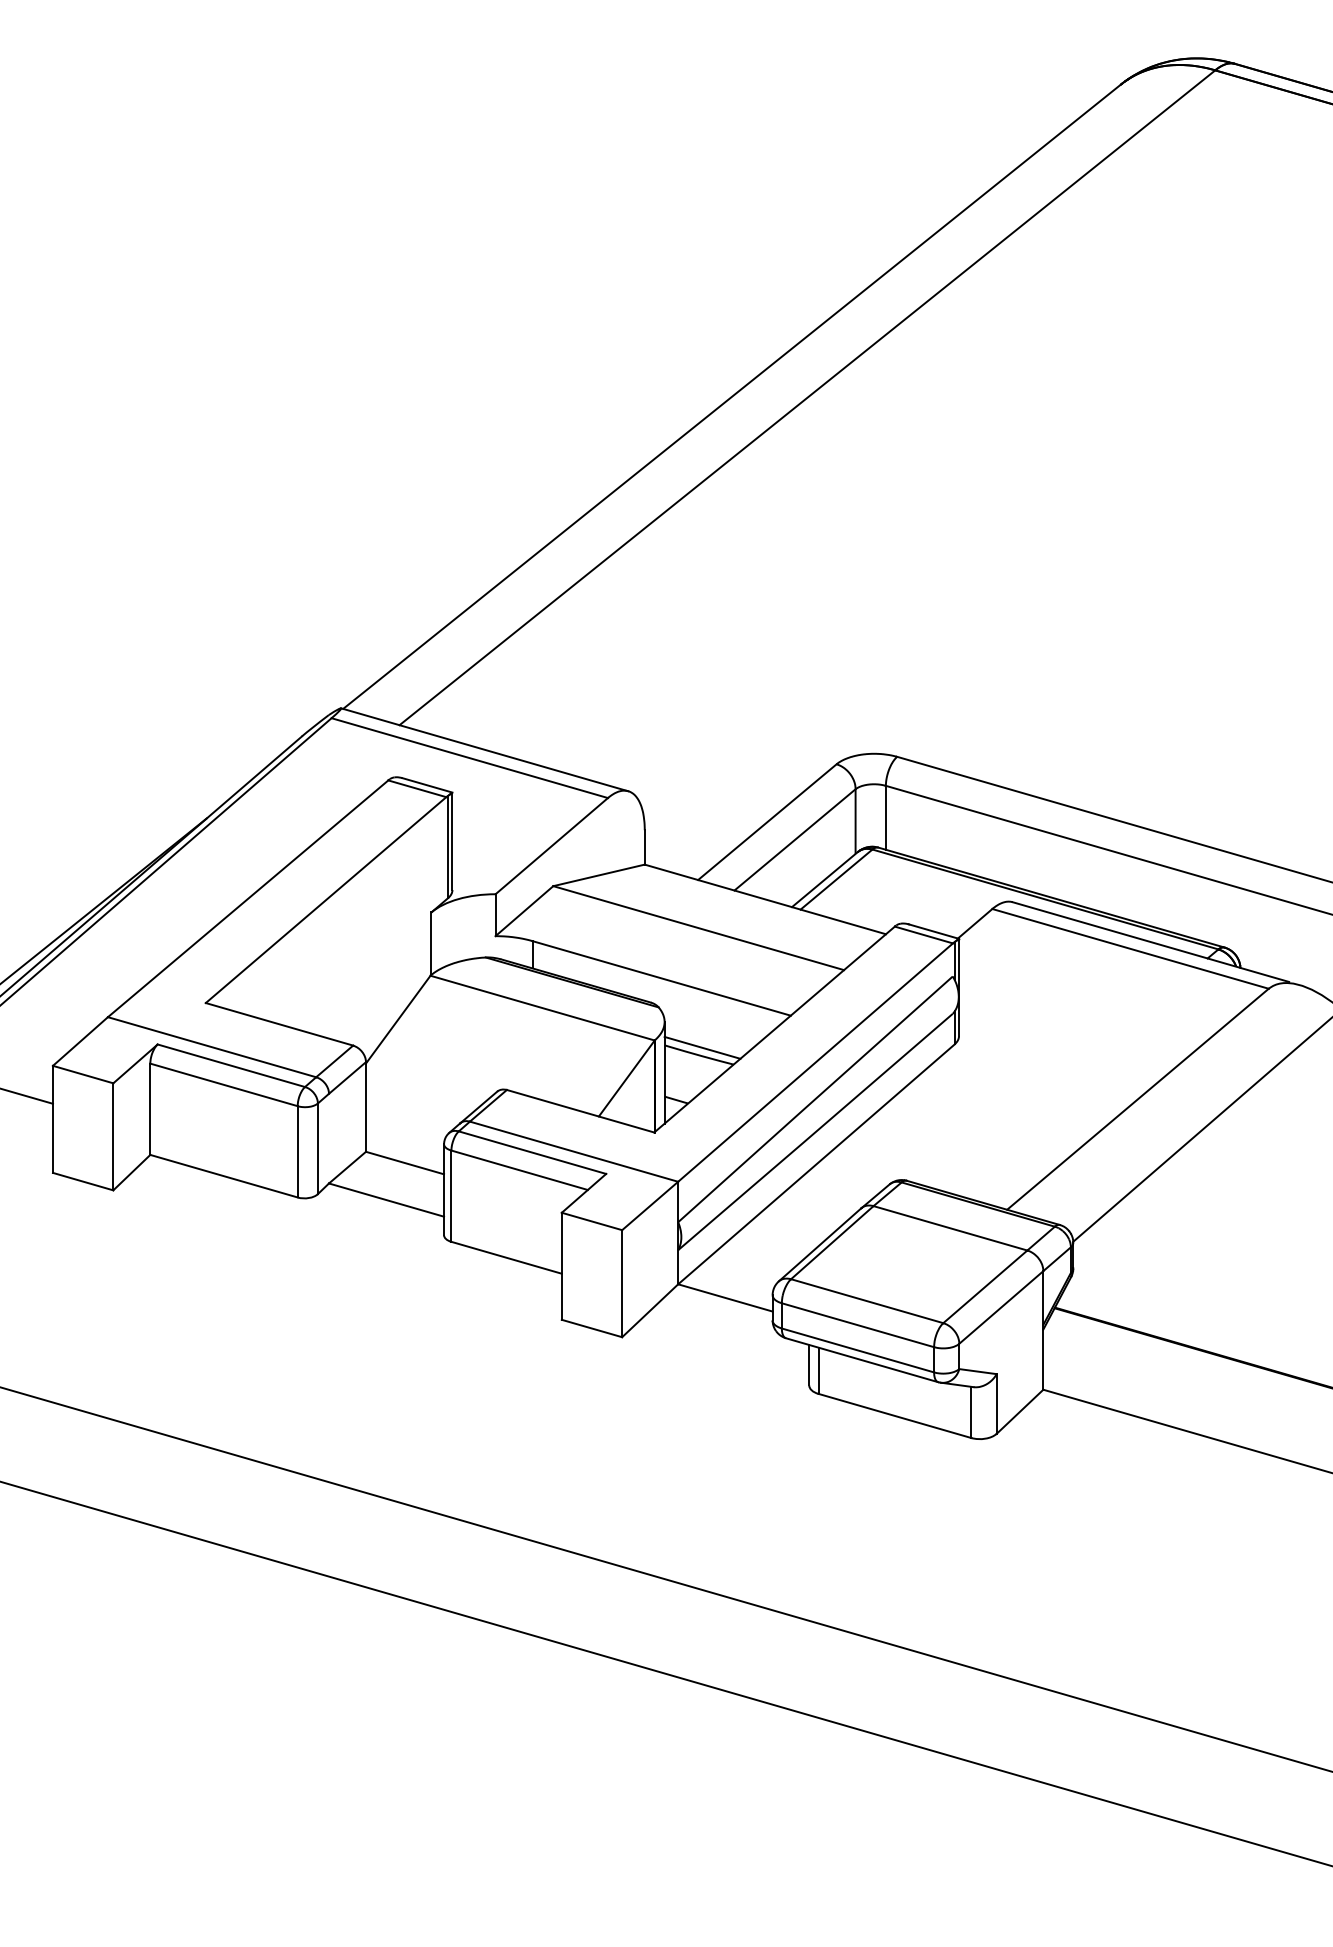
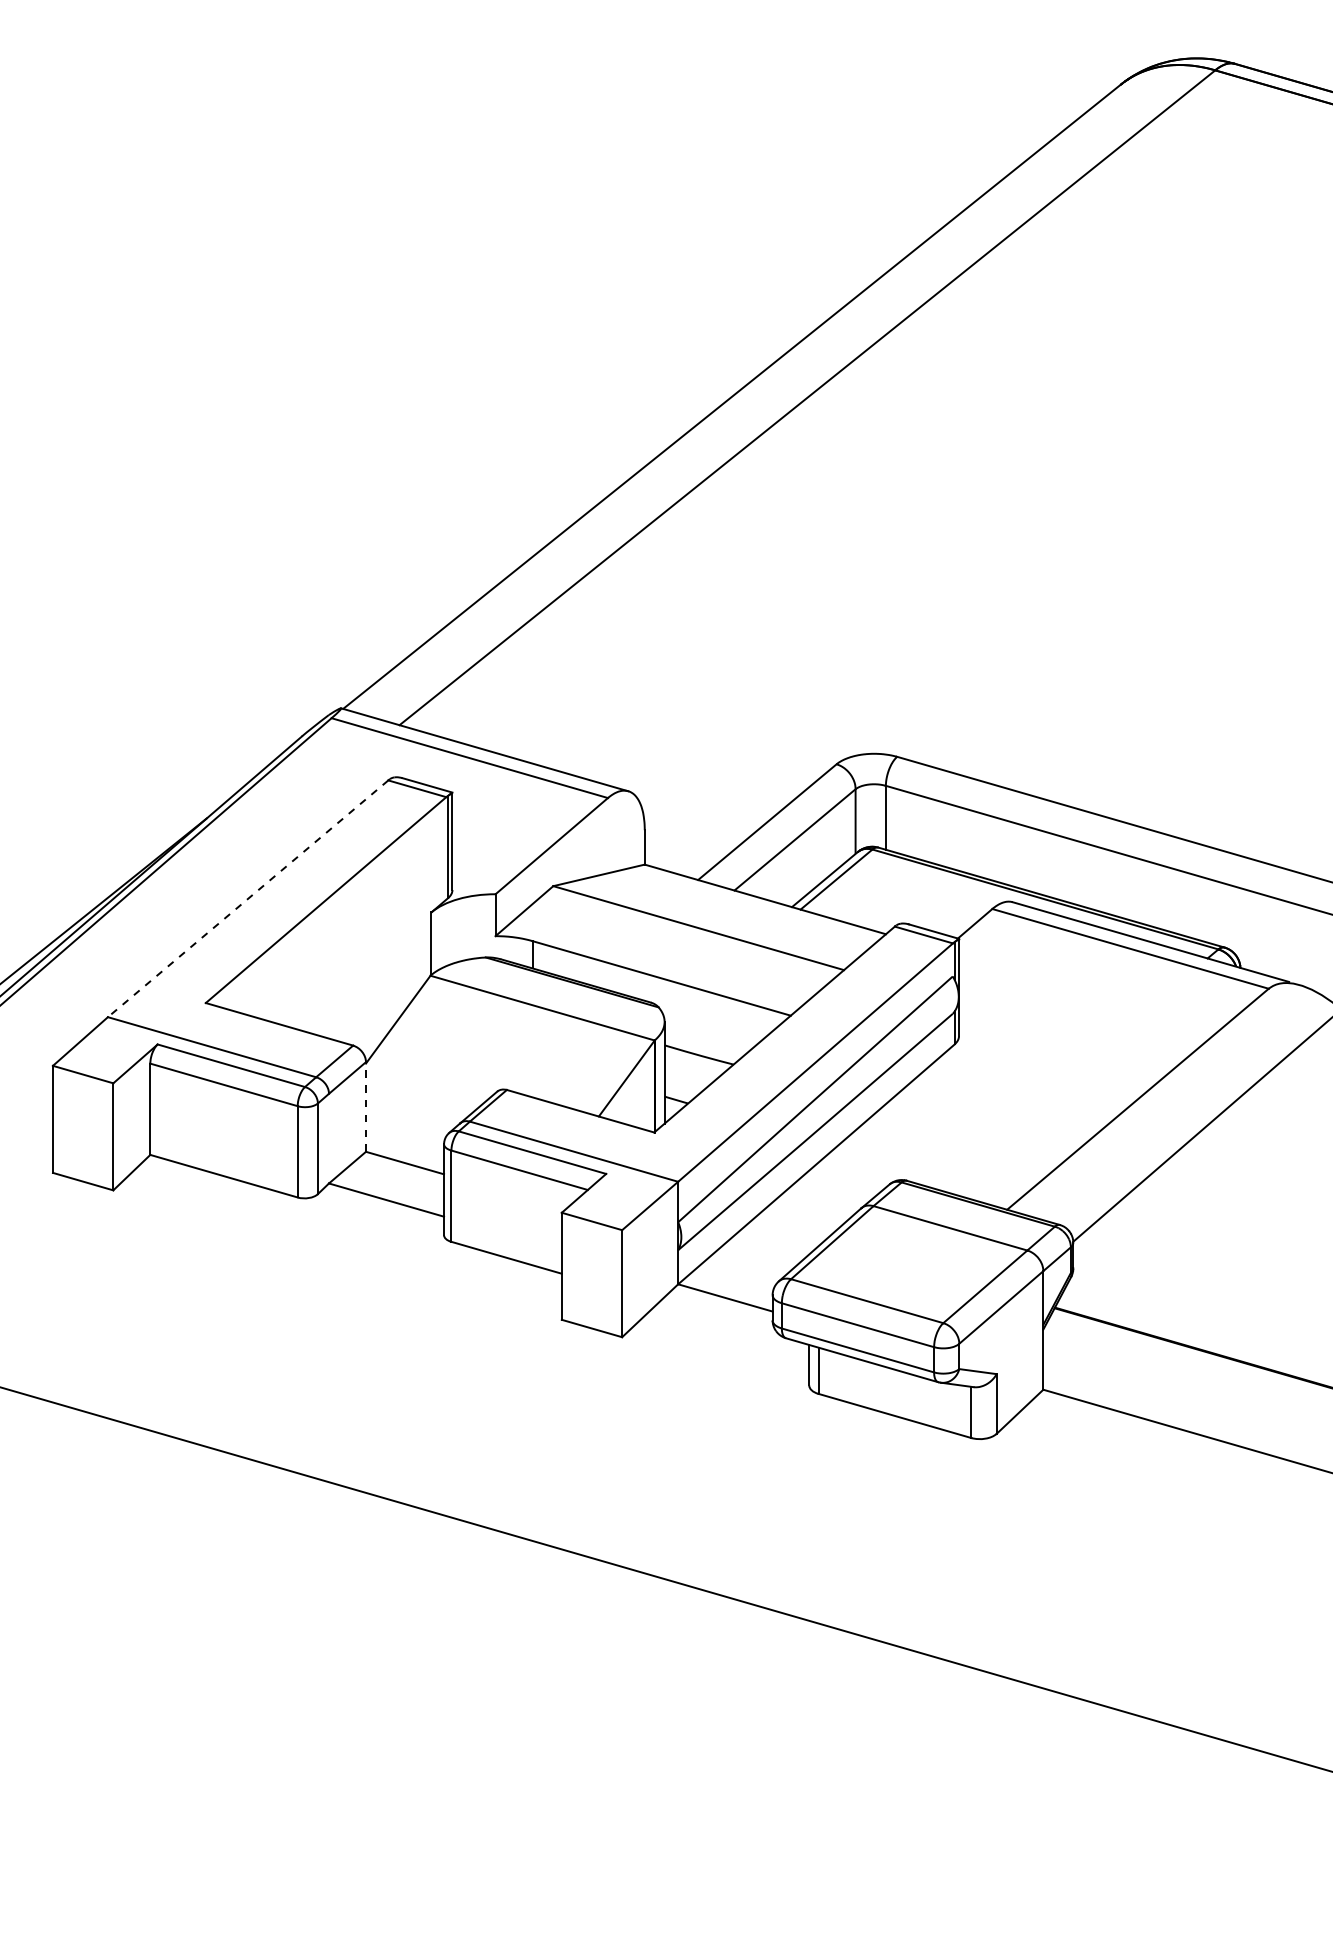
line: solid -> dashed (247, 899)
line: present -> none (702, 1047)
line: present -> none (27, 1096)
line: solid -> dashed (365, 1106)
line: present -> none (665, 1673)
